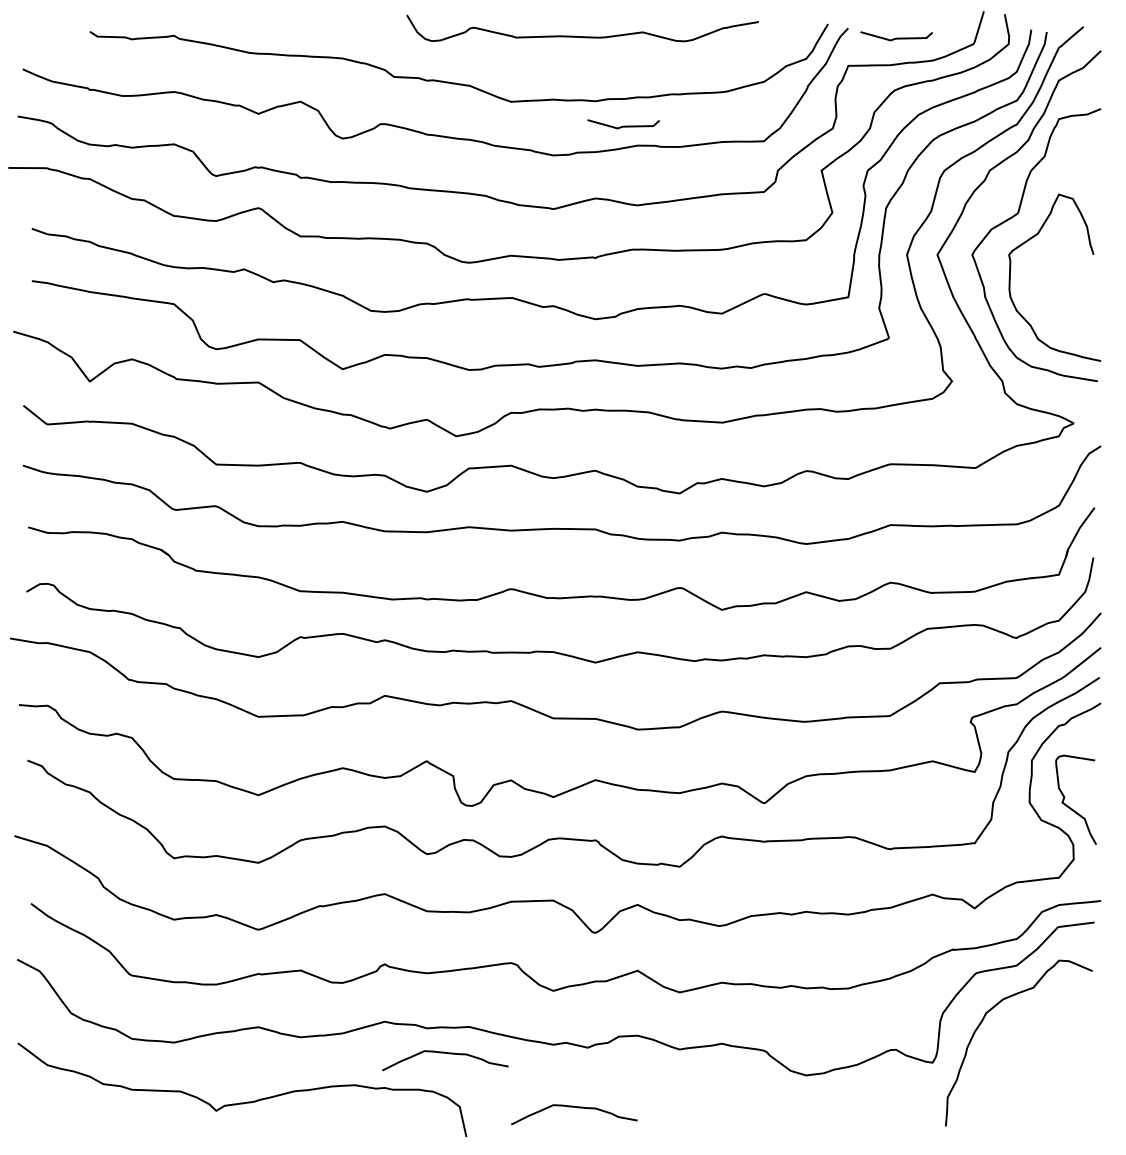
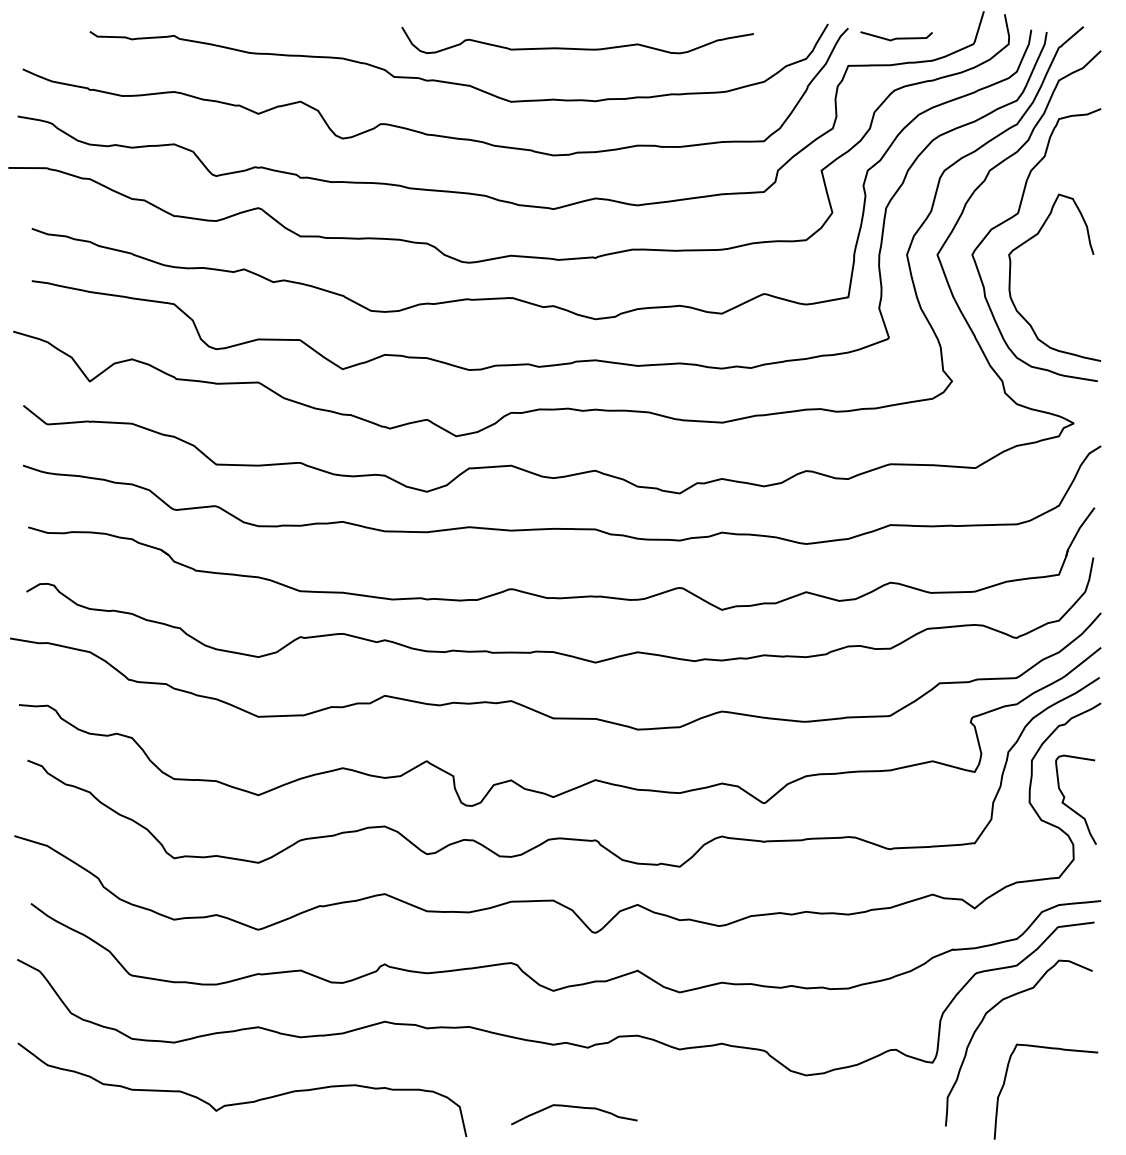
curve position: (582, 36) -> (577, 48) (577, 48)
curve: present -> none (623, 125)
curve: present -> none (448, 1054)
curve: none -> present (1005, 1082)
